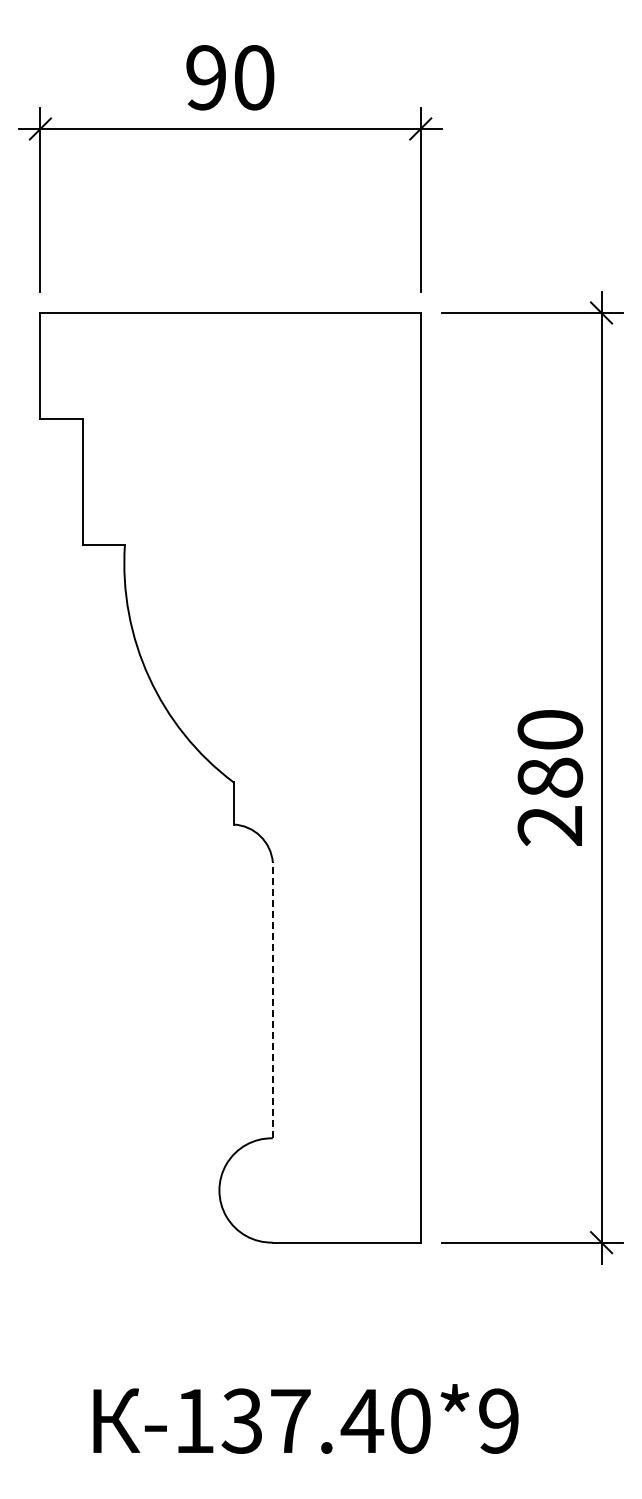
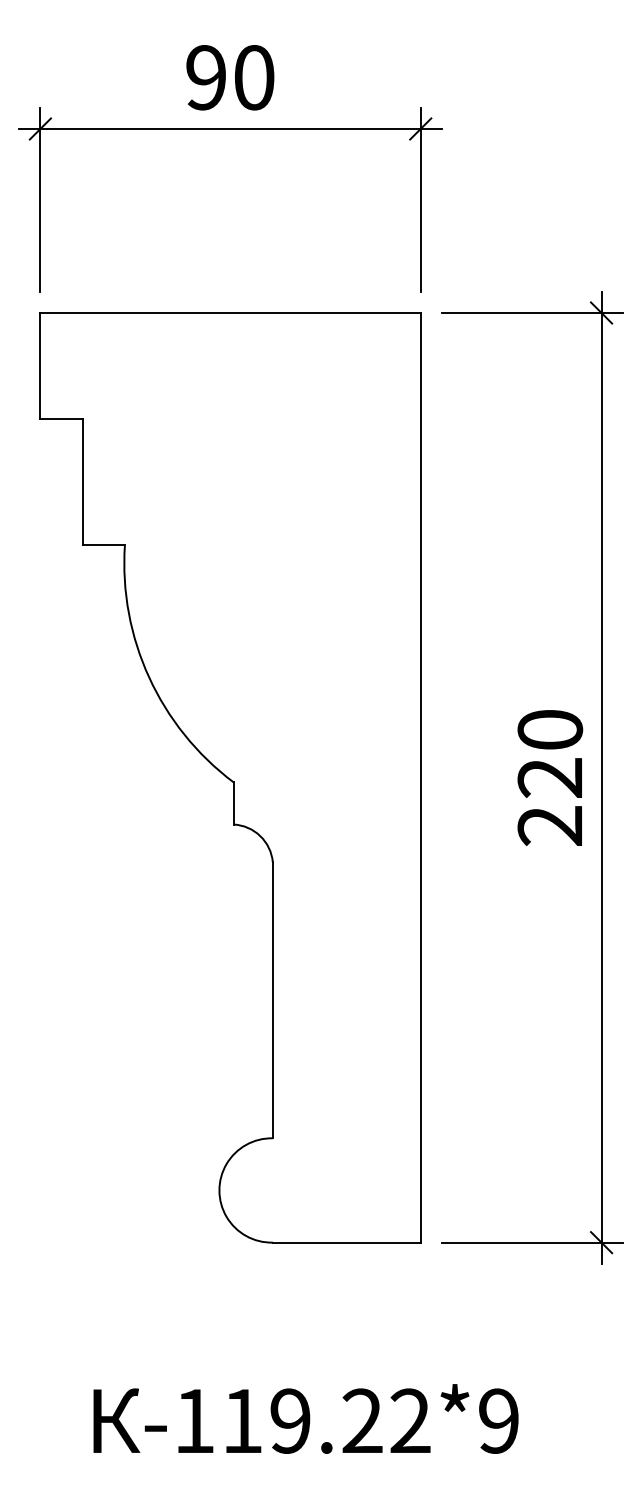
text: 280 -> 220 (550, 777)
line: dashed -> solid (272, 999)
text: -137.40*9 -> -119.22*9 (325, 1420)
